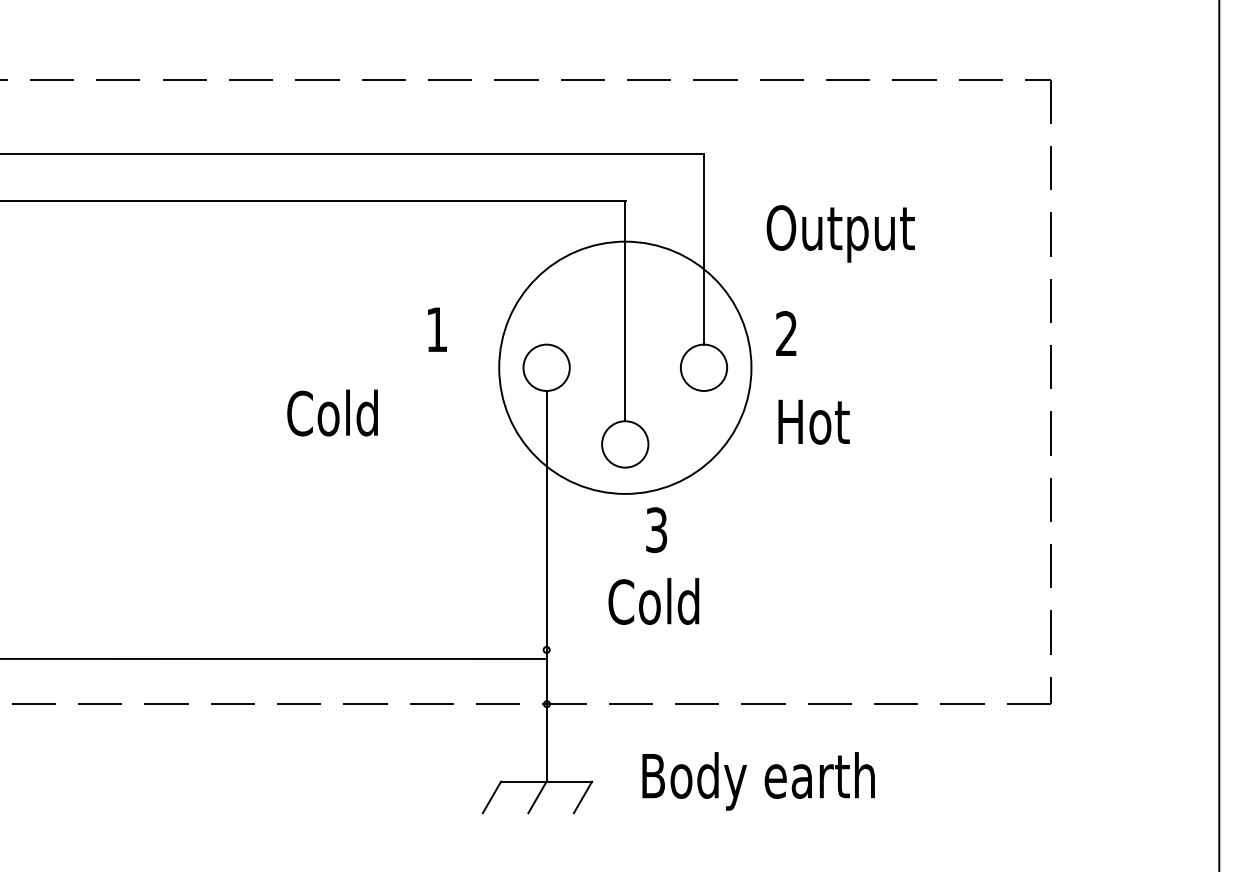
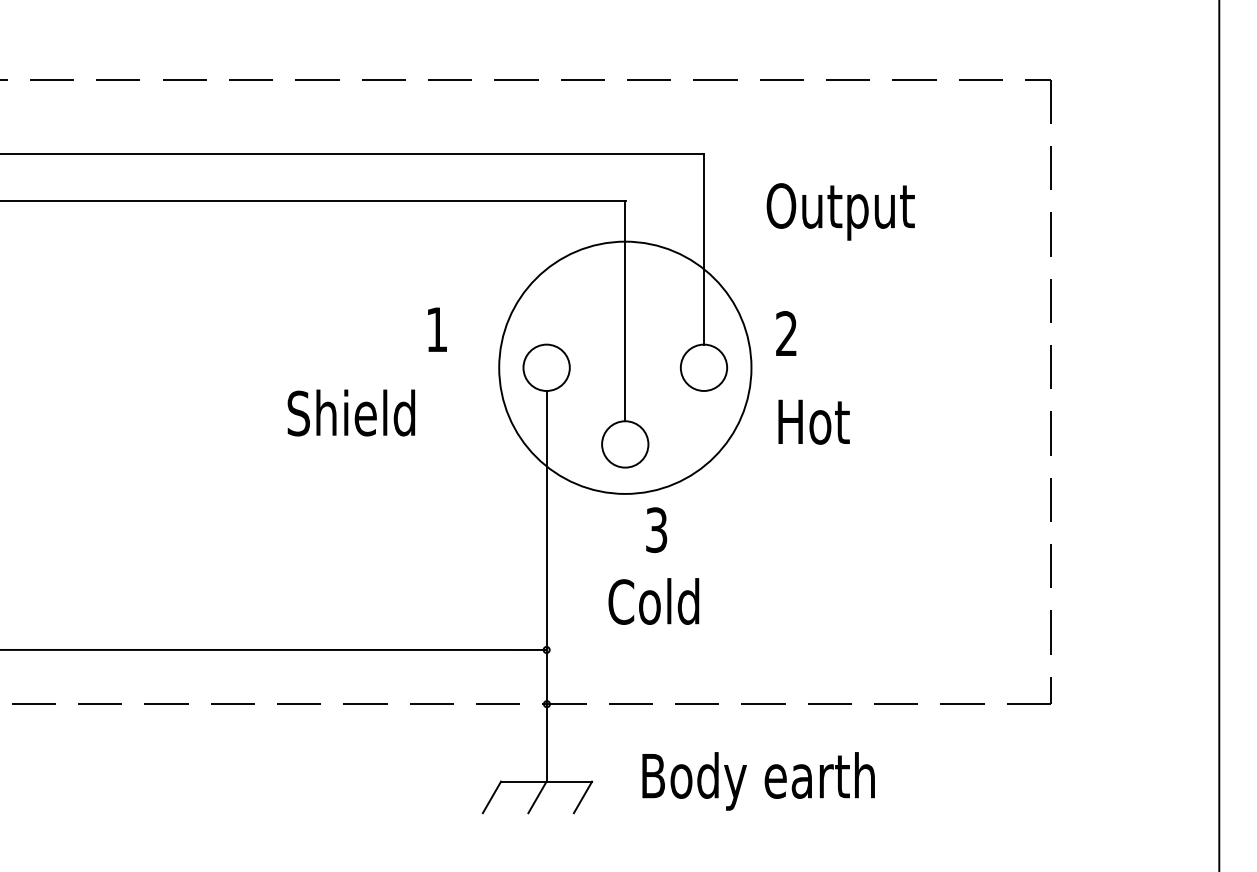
text position: (840, 233) -> (840, 211) (840, 211)
text: Cold -> Shield (351, 412)
line position: (274, 658) -> (274, 649) (274, 649)
